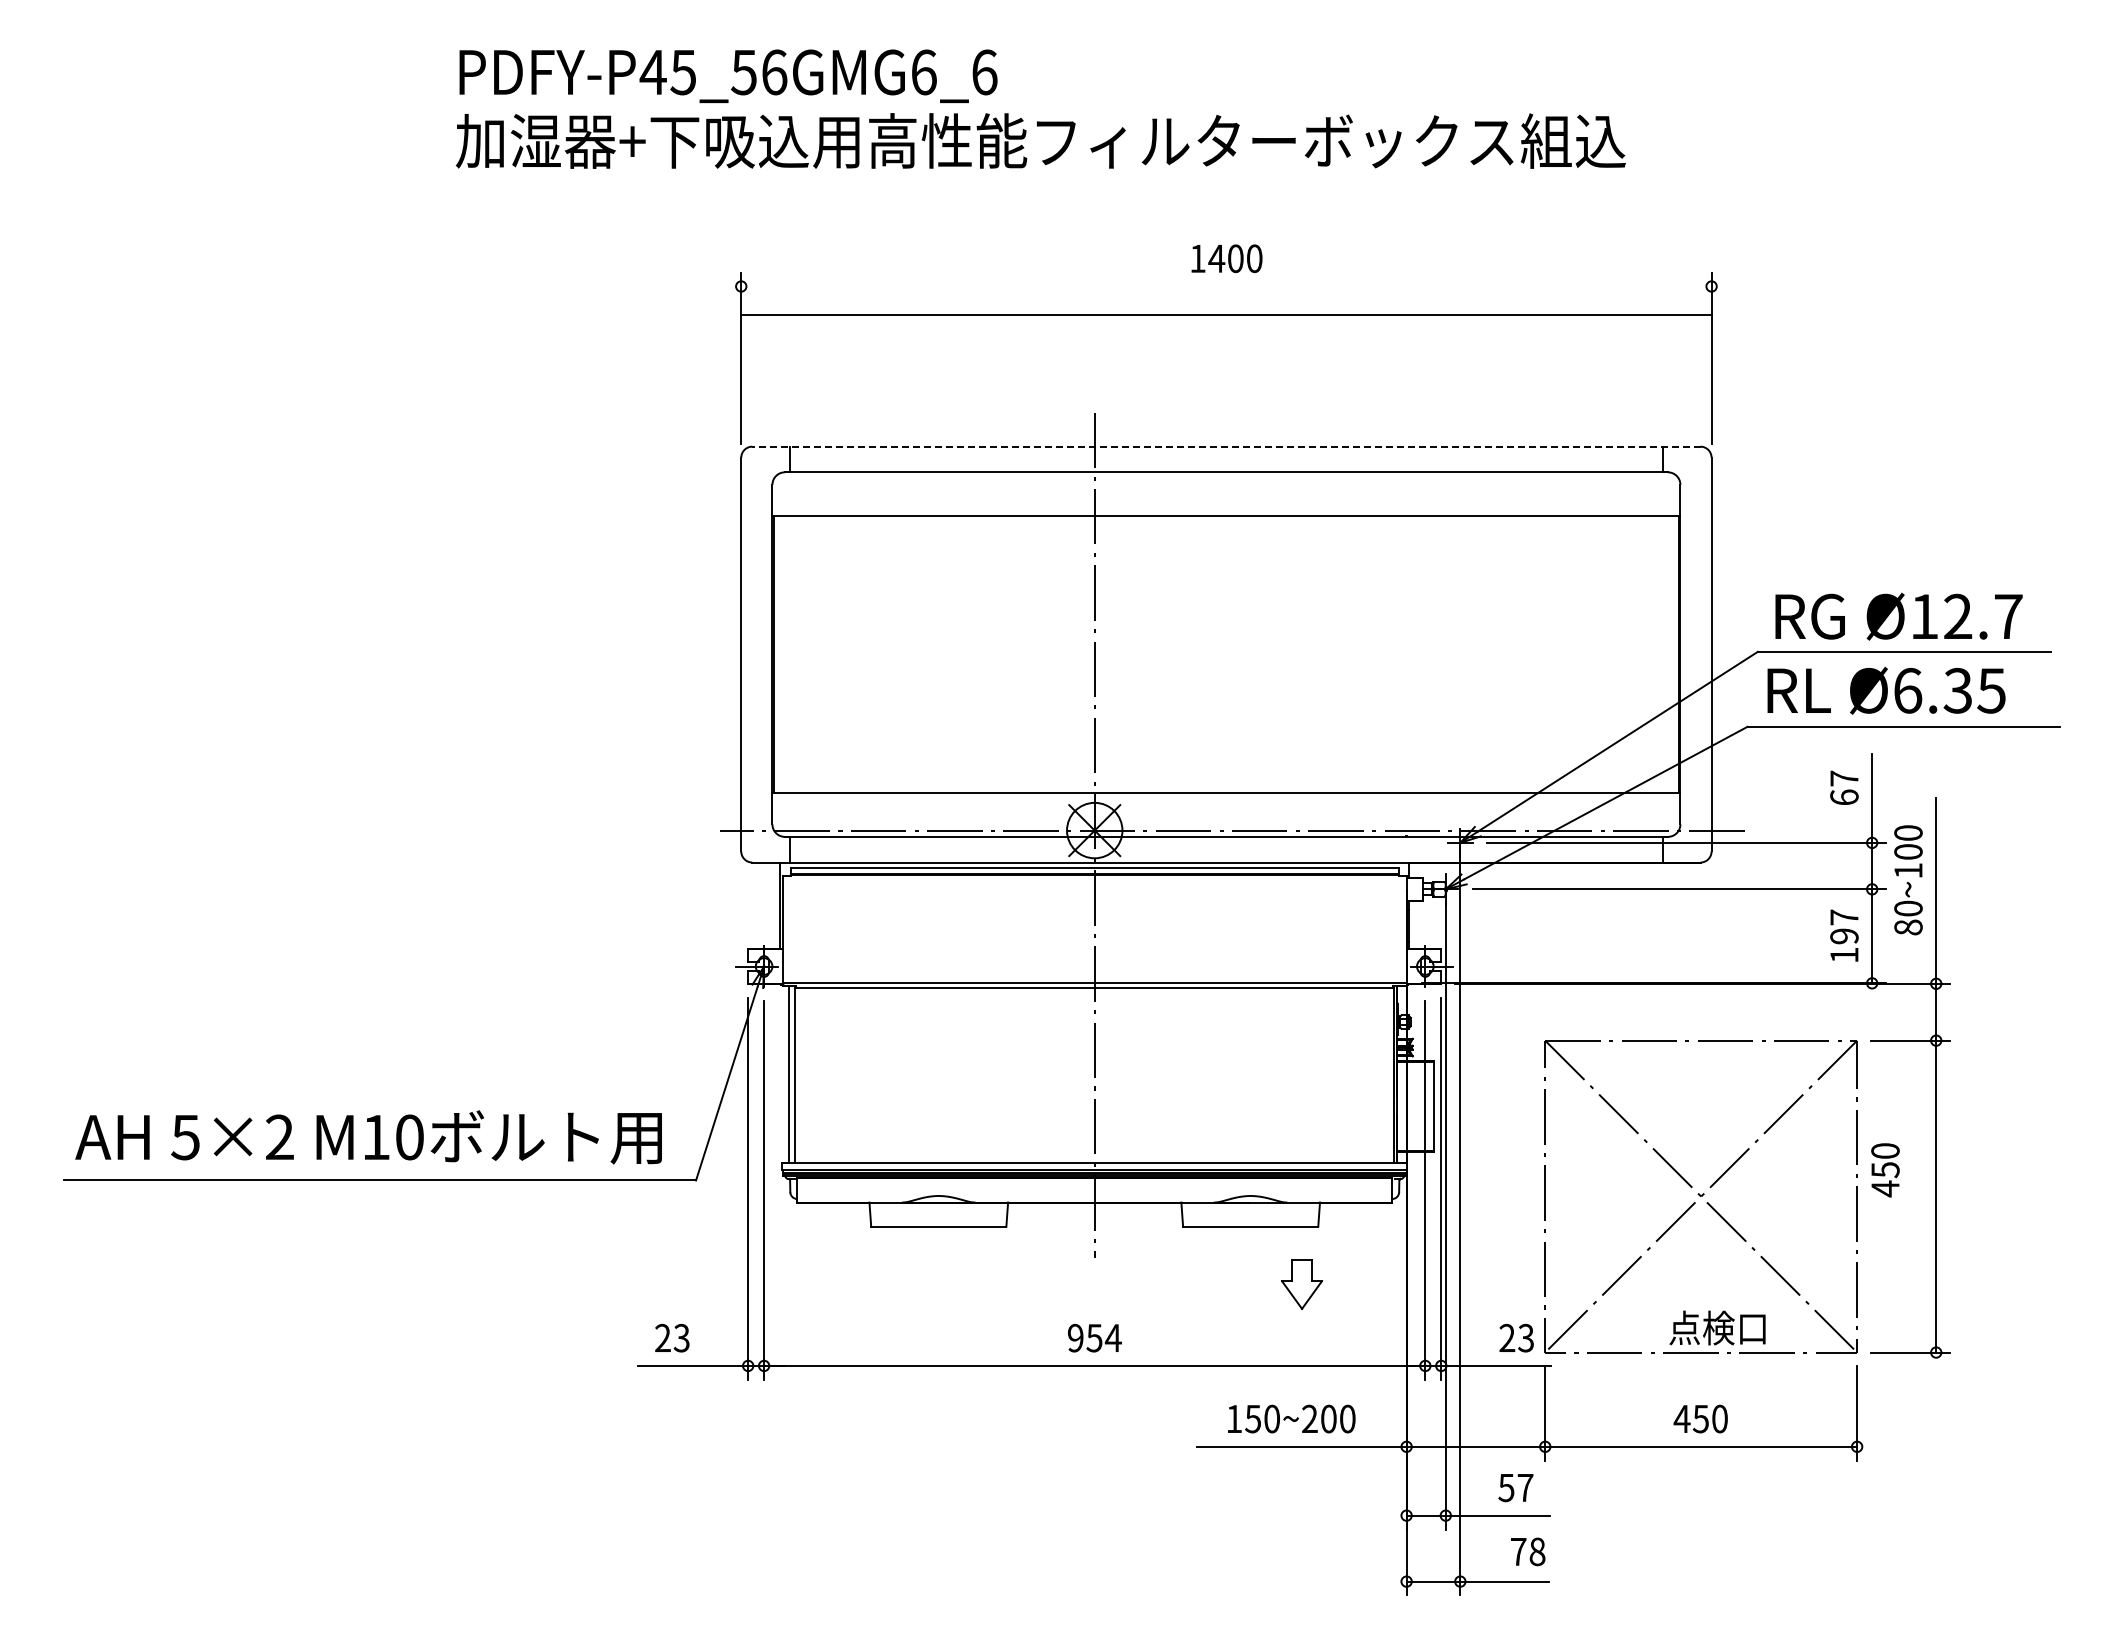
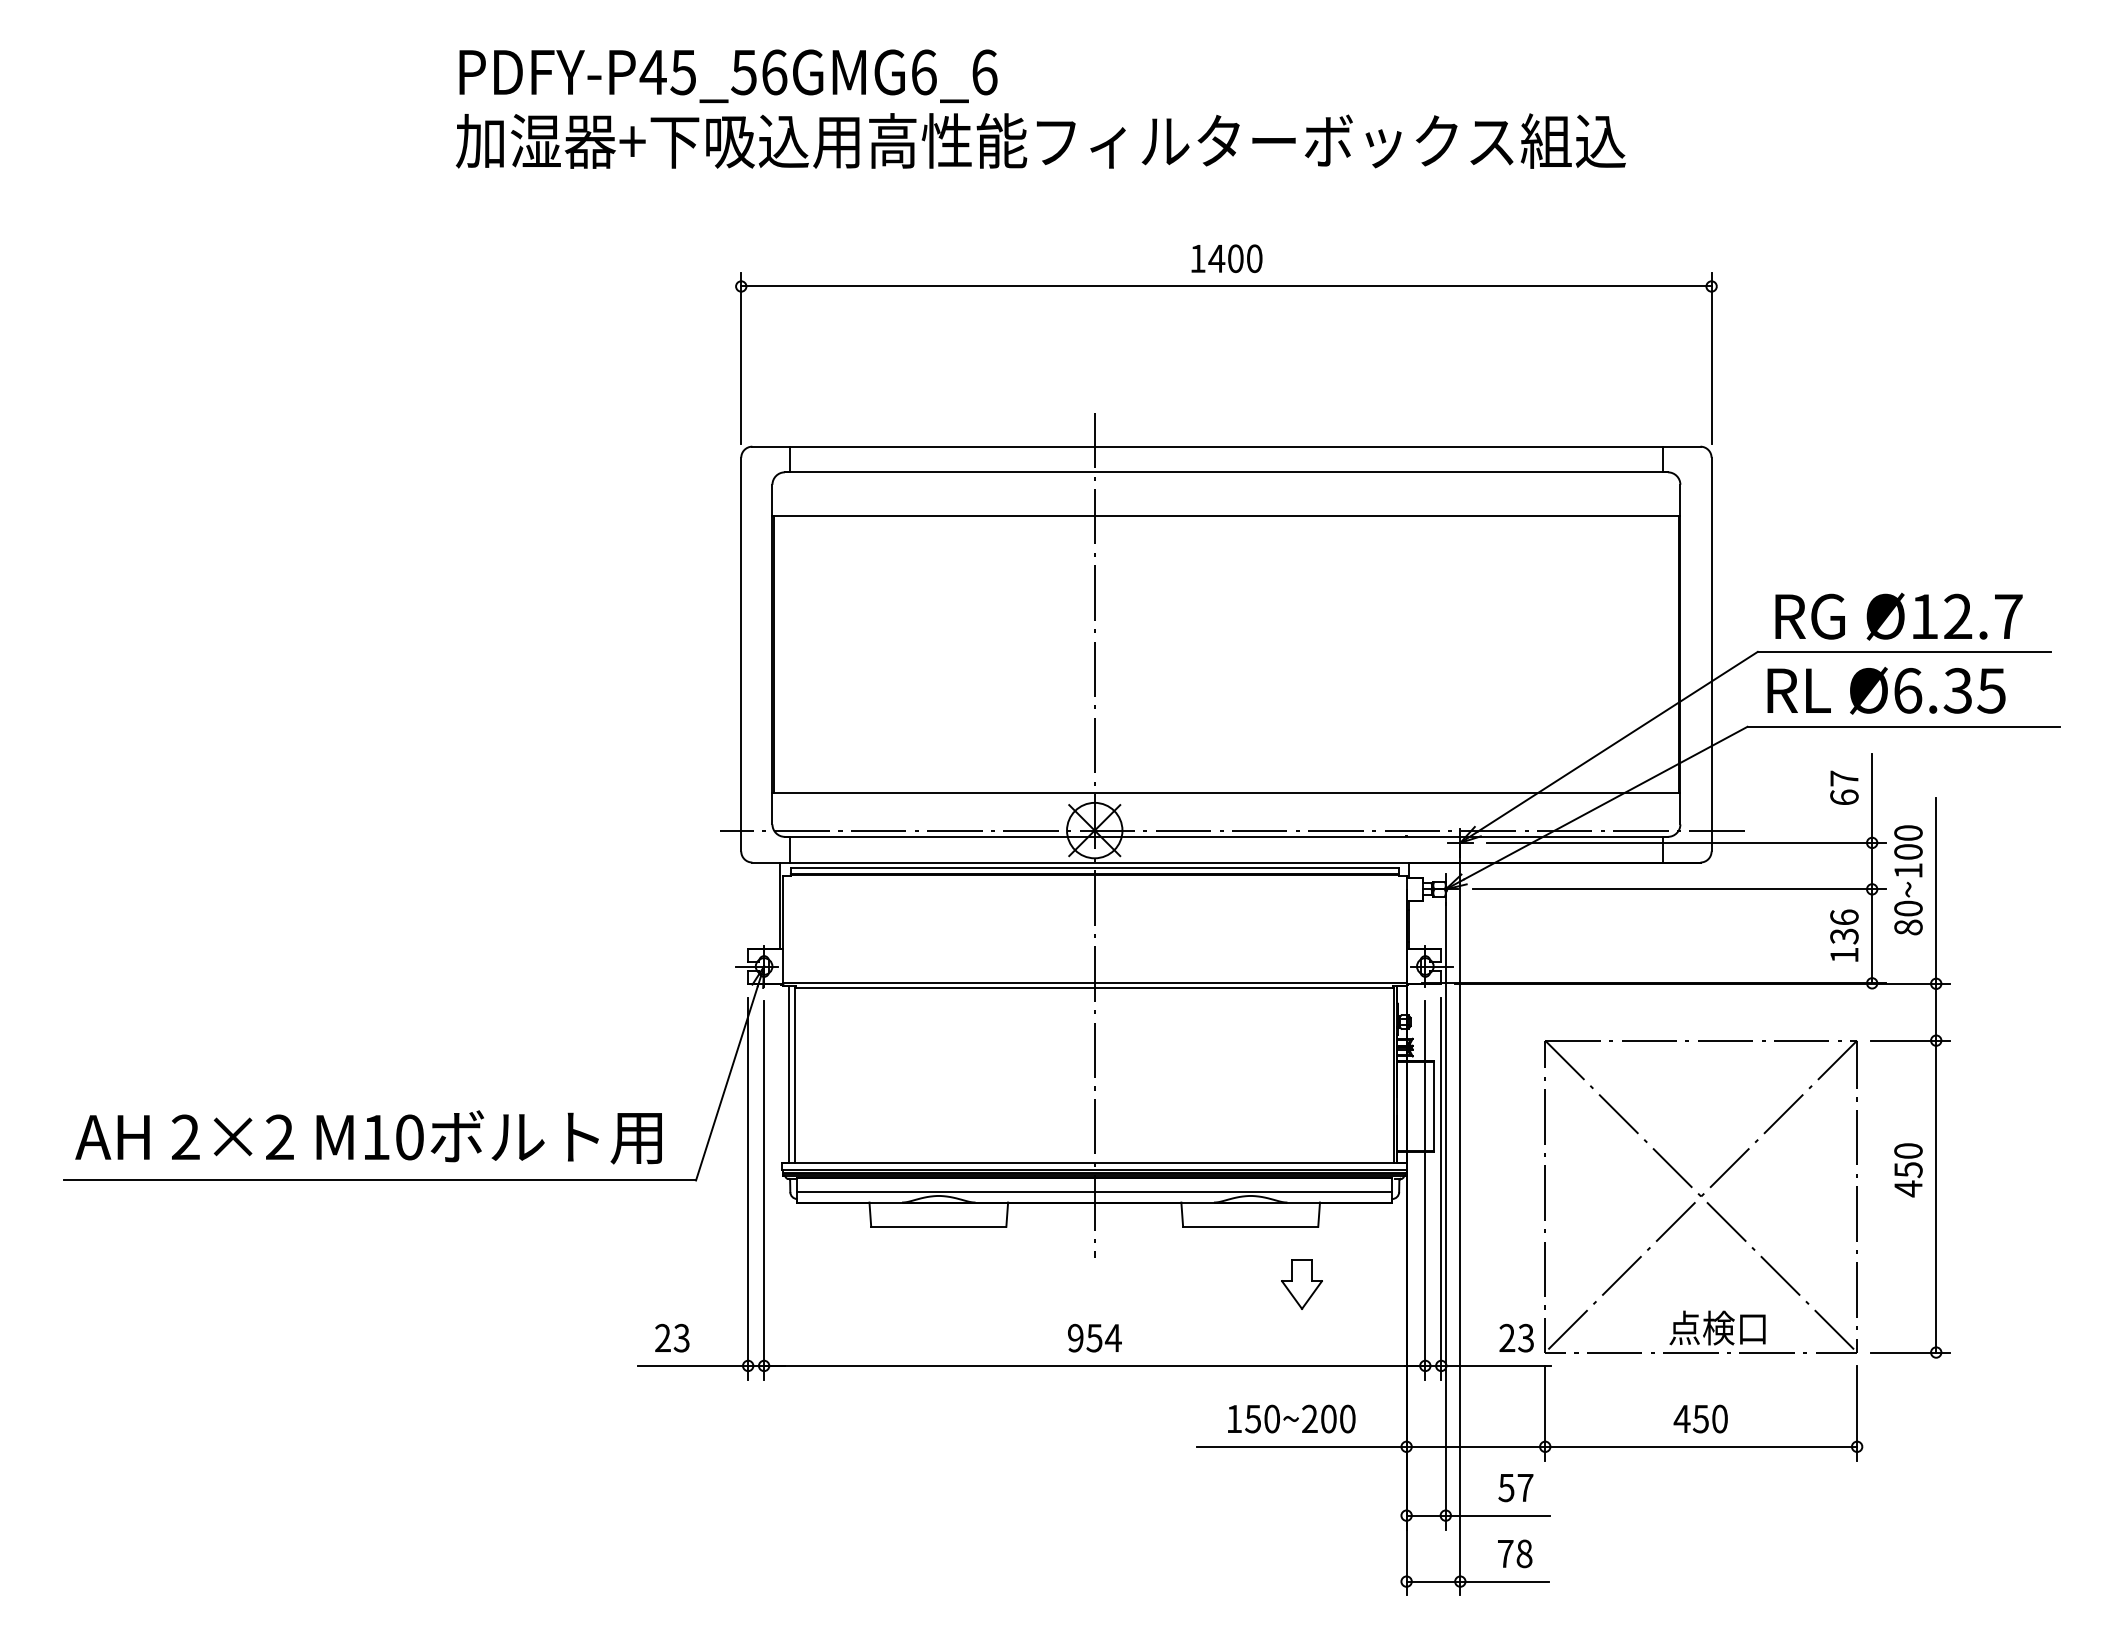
line position: (1226, 315) -> (1226, 286) (1226, 286)
line: dashed -> solid (1225, 446)
text: 197 -> 136 (1844, 926)
text: 5×2 -> 2×2 (185, 1137)
text position: (1885, 1170) -> (1908, 1170) (1908, 1170)
line: none -> present (1094, 1192)
text position: (1528, 1551) -> (1515, 1553) (1515, 1553)
